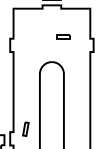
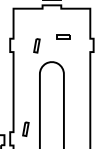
part: none -> present (36, 45)
